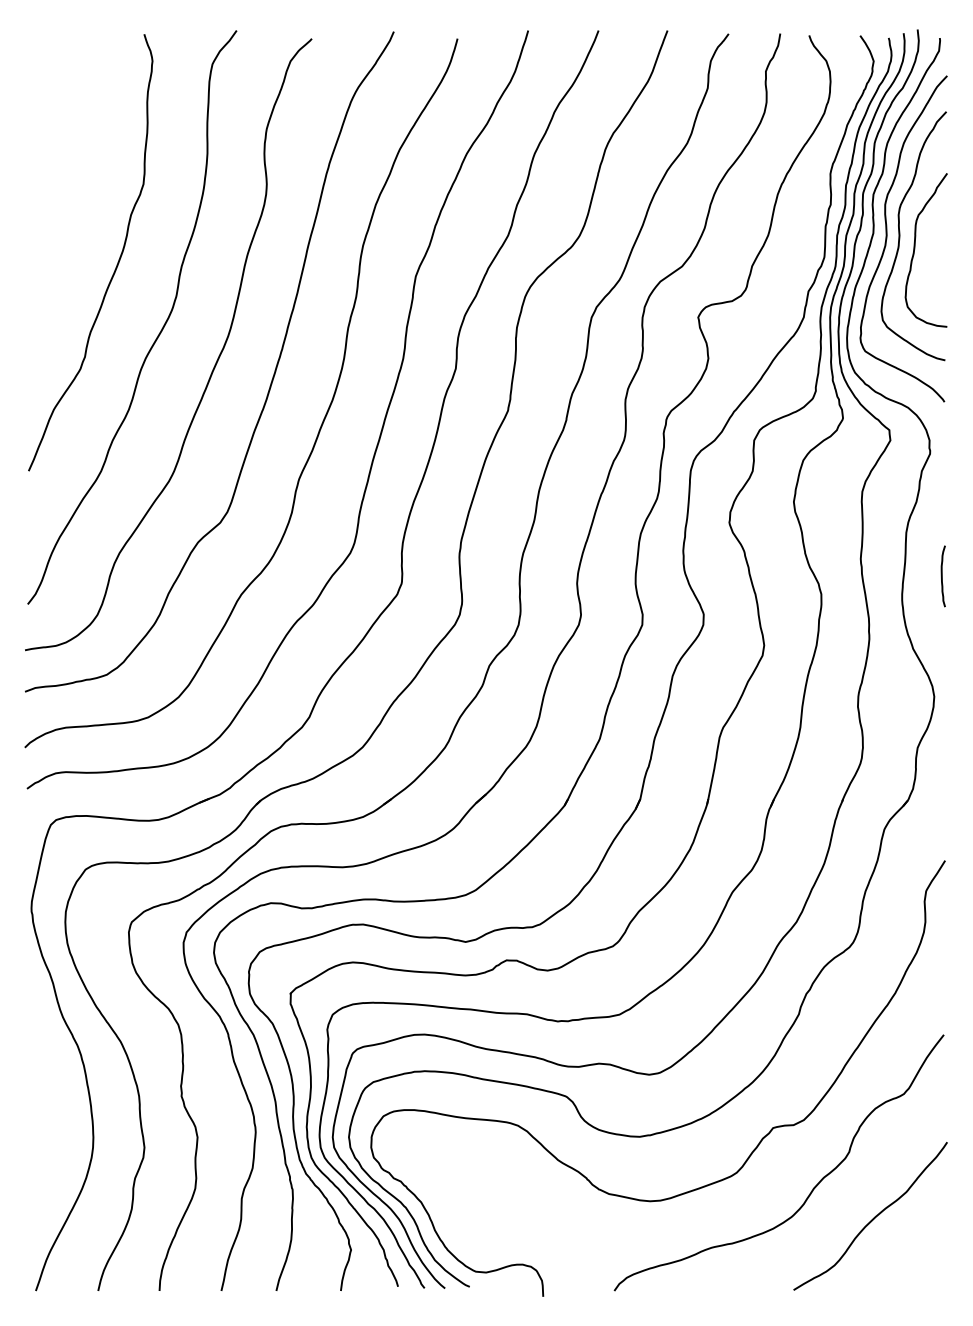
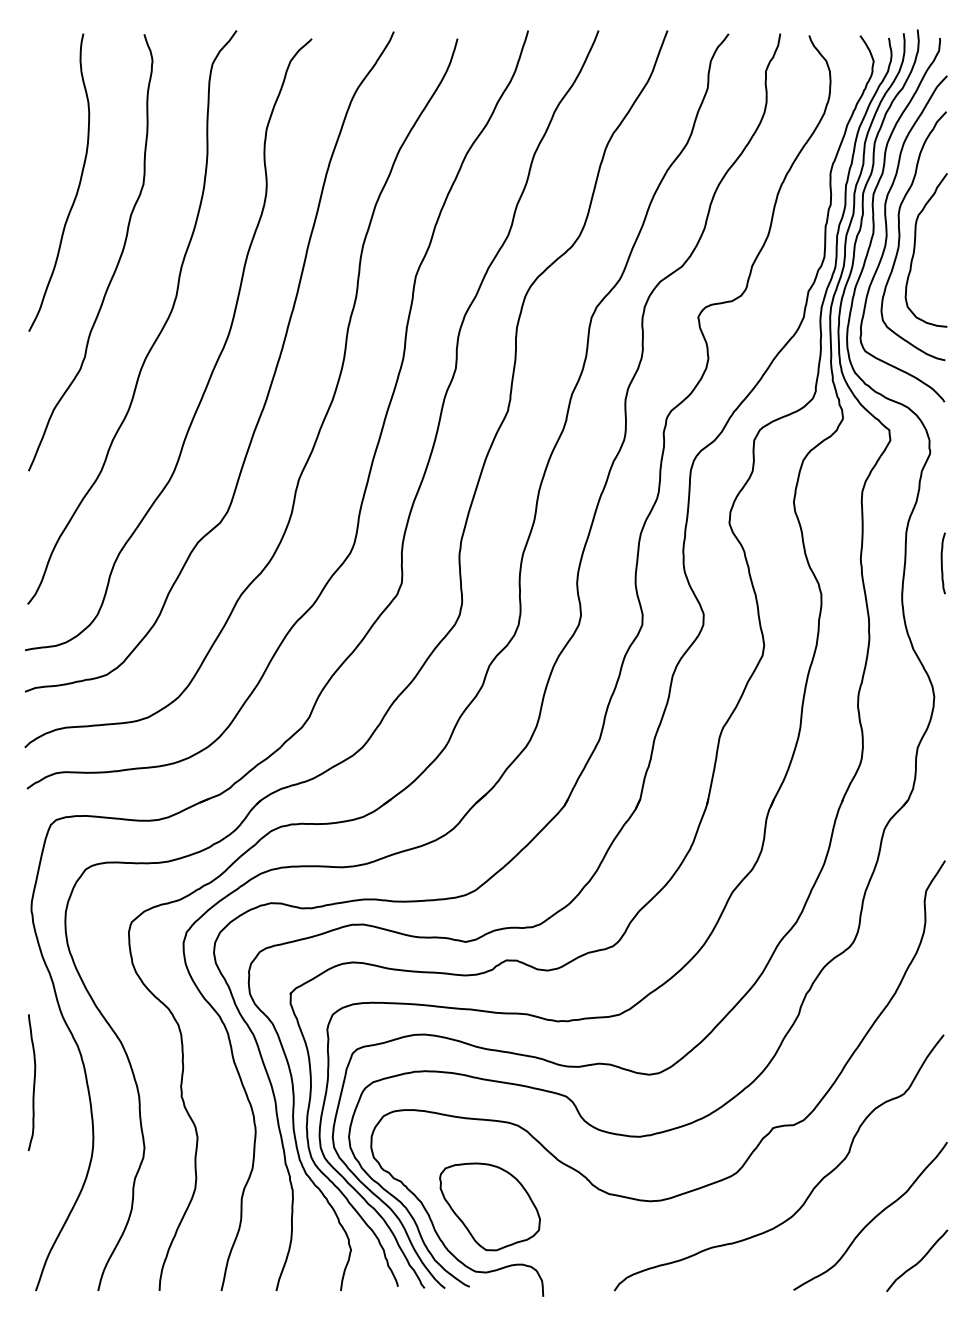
curve: none -> present (77, 187)
curve position: (942, 576) -> (942, 563) (942, 563)
curve: none -> present (33, 1082)
part: none -> present (489, 1206)
curve: none -> present (918, 1261)
